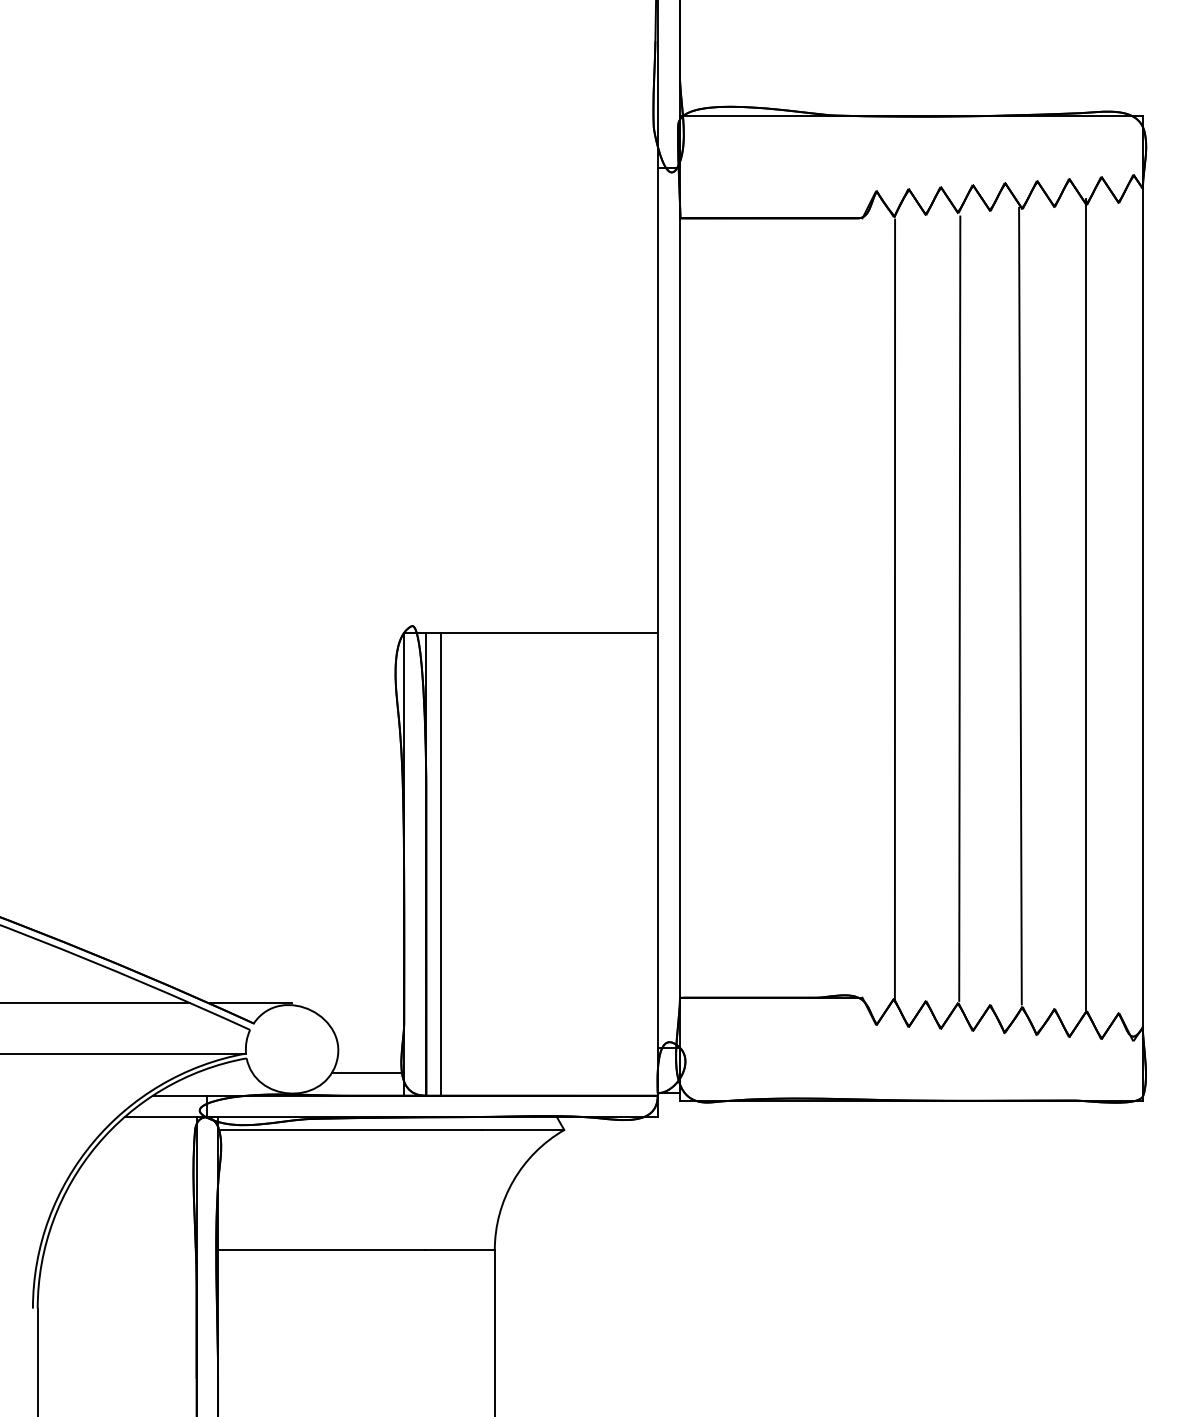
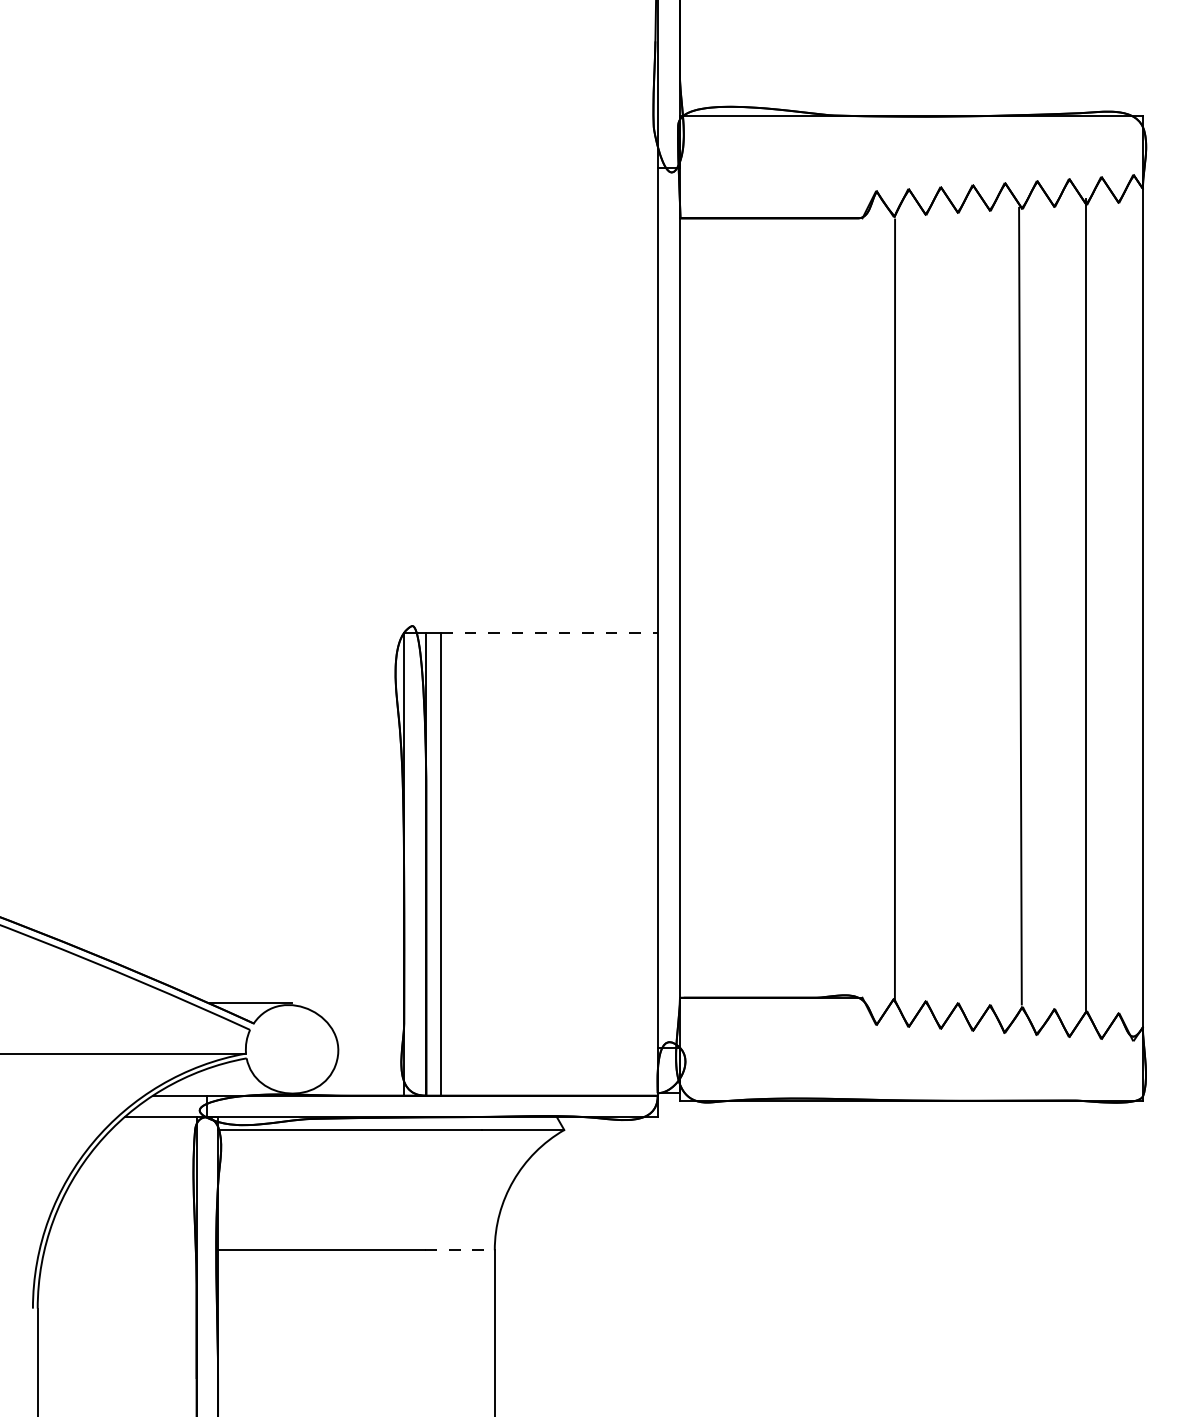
line: present -> none (959, 608)
line: solid -> dashed (549, 632)
line: present -> none (96, 1003)
line: present -> none (368, 1072)
line: solid -> dashed (460, 1250)
